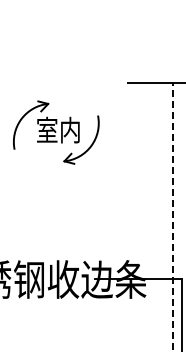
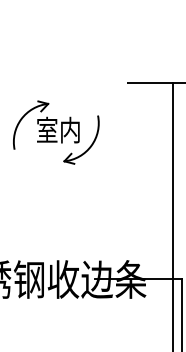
line: dashed -> solid (172, 217)
